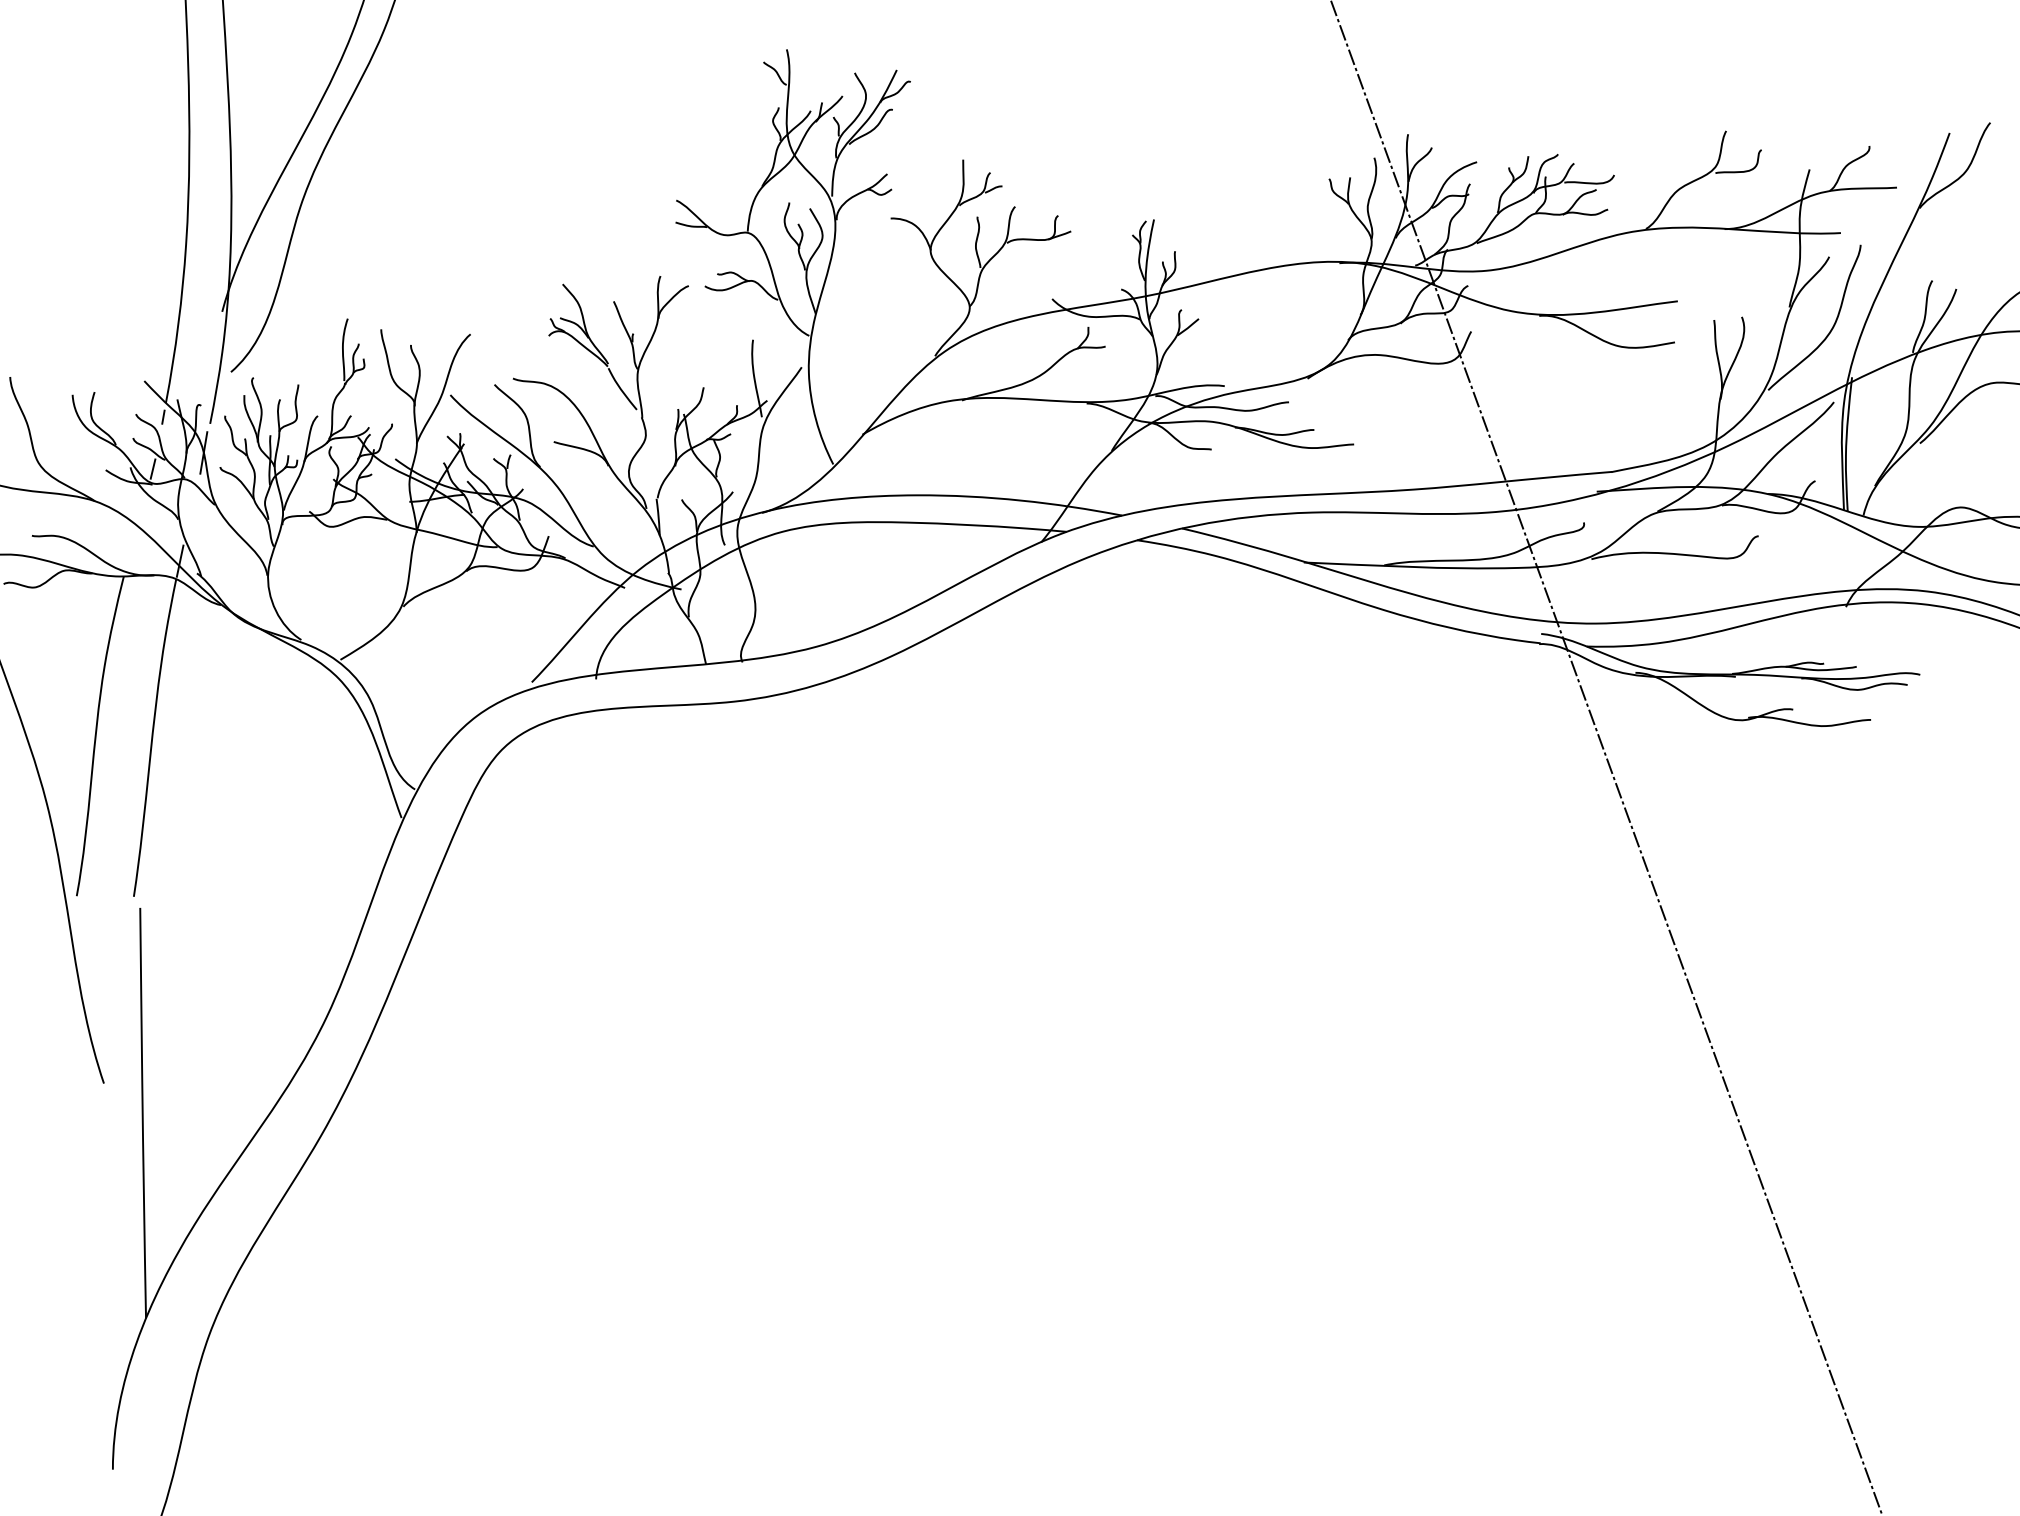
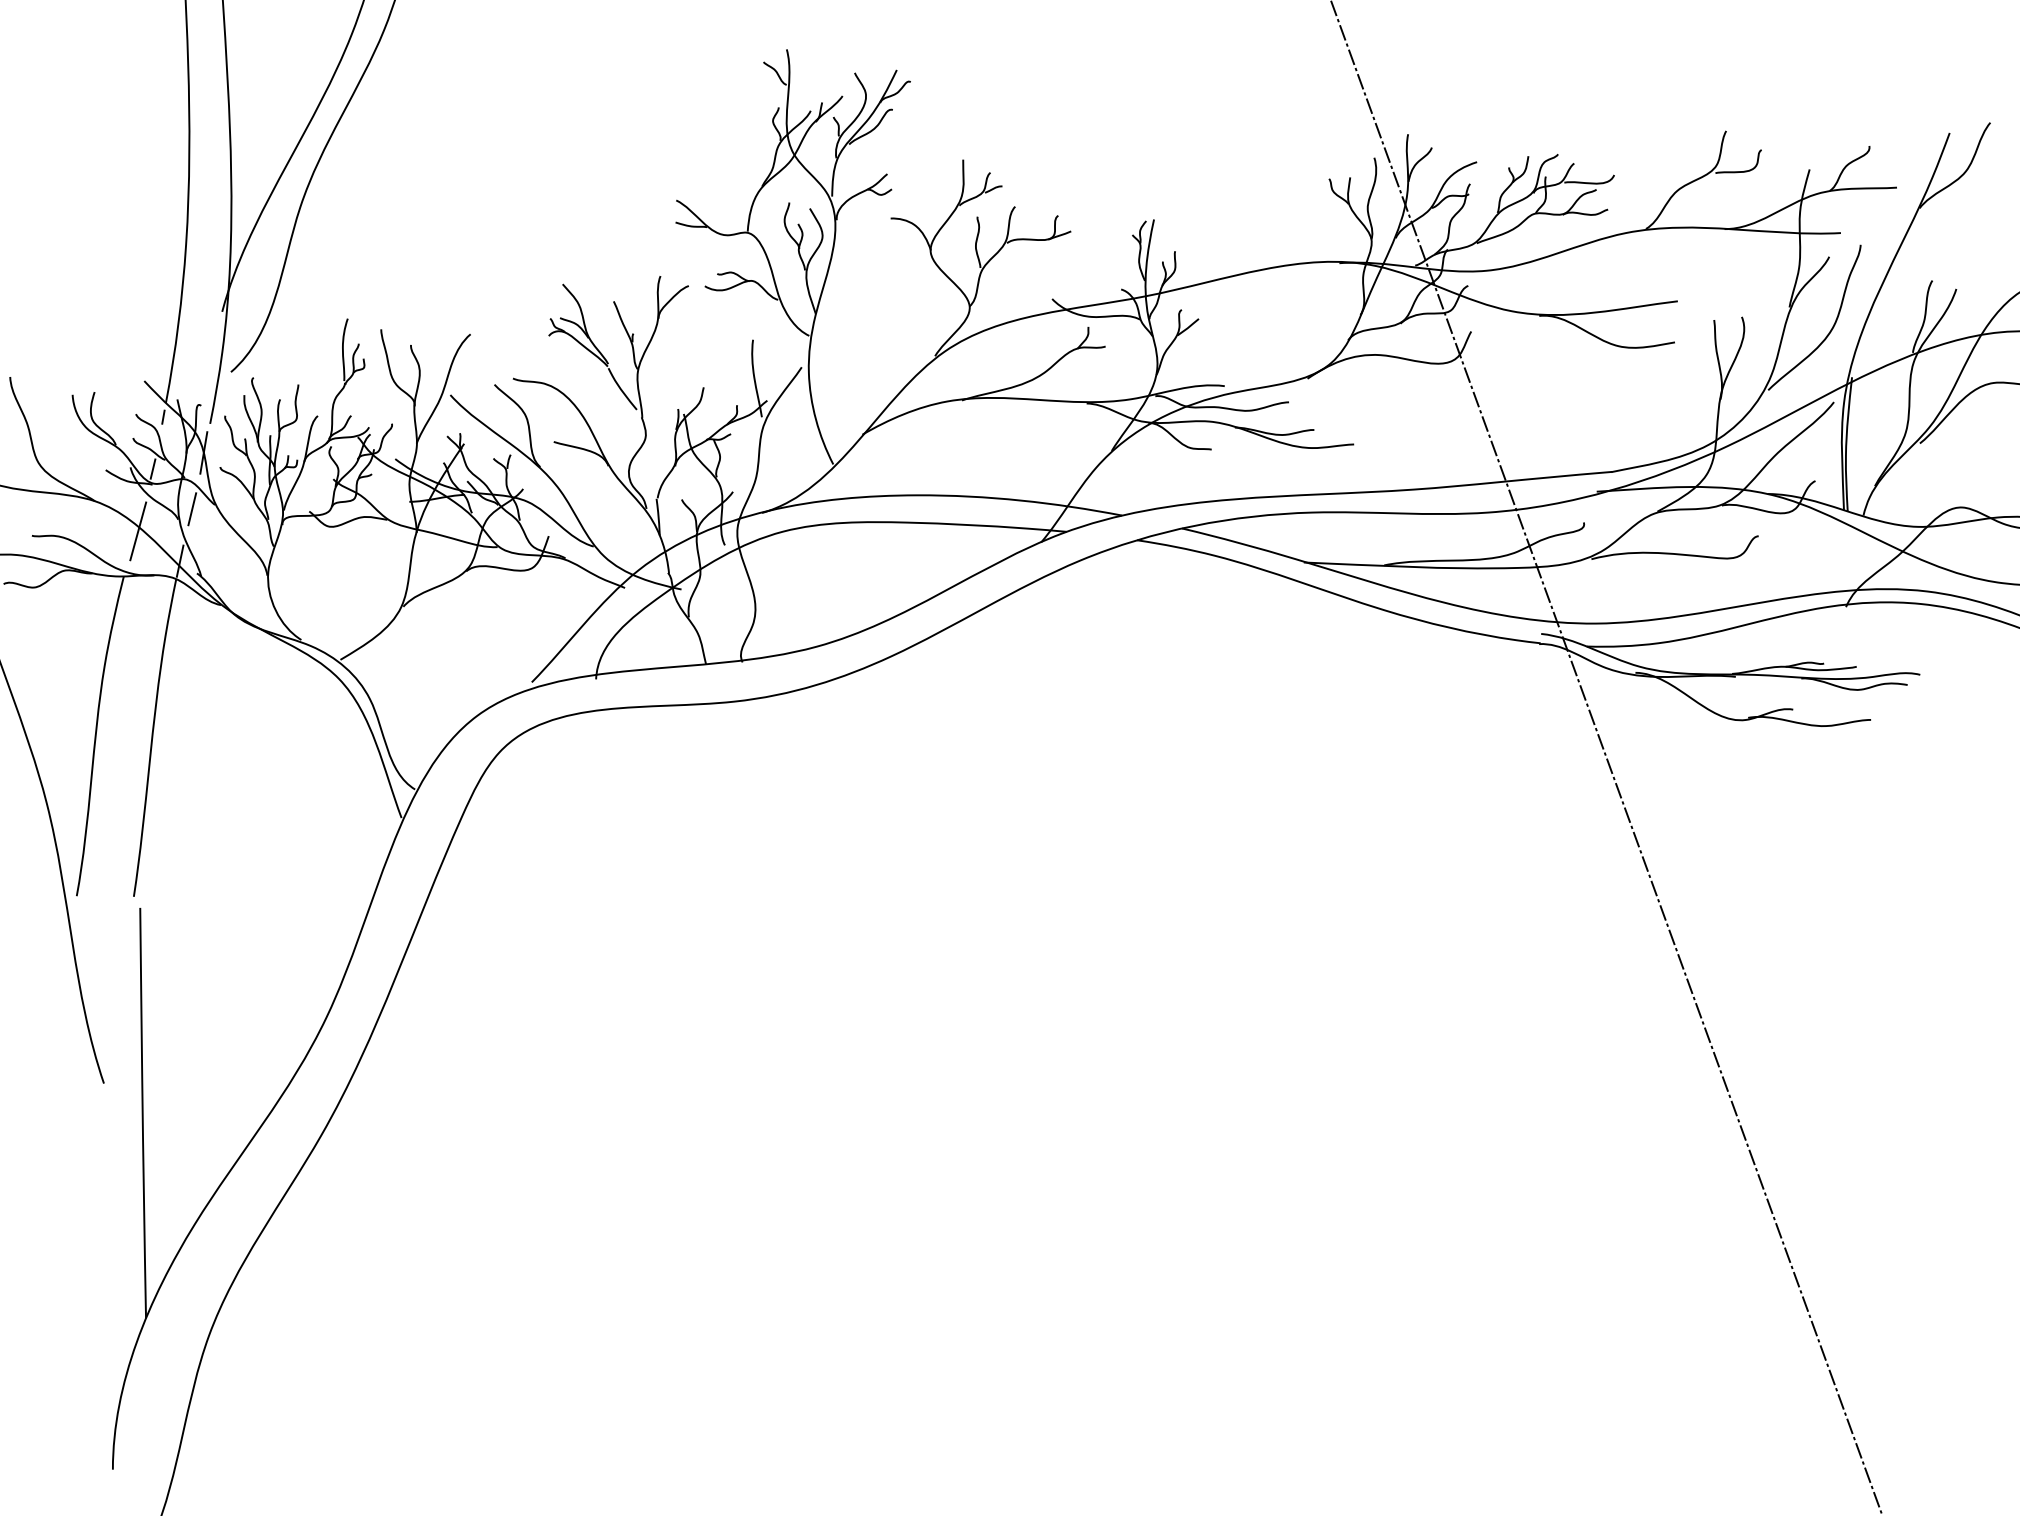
line: none -> present (192, 509)
line: none -> present (138, 531)
